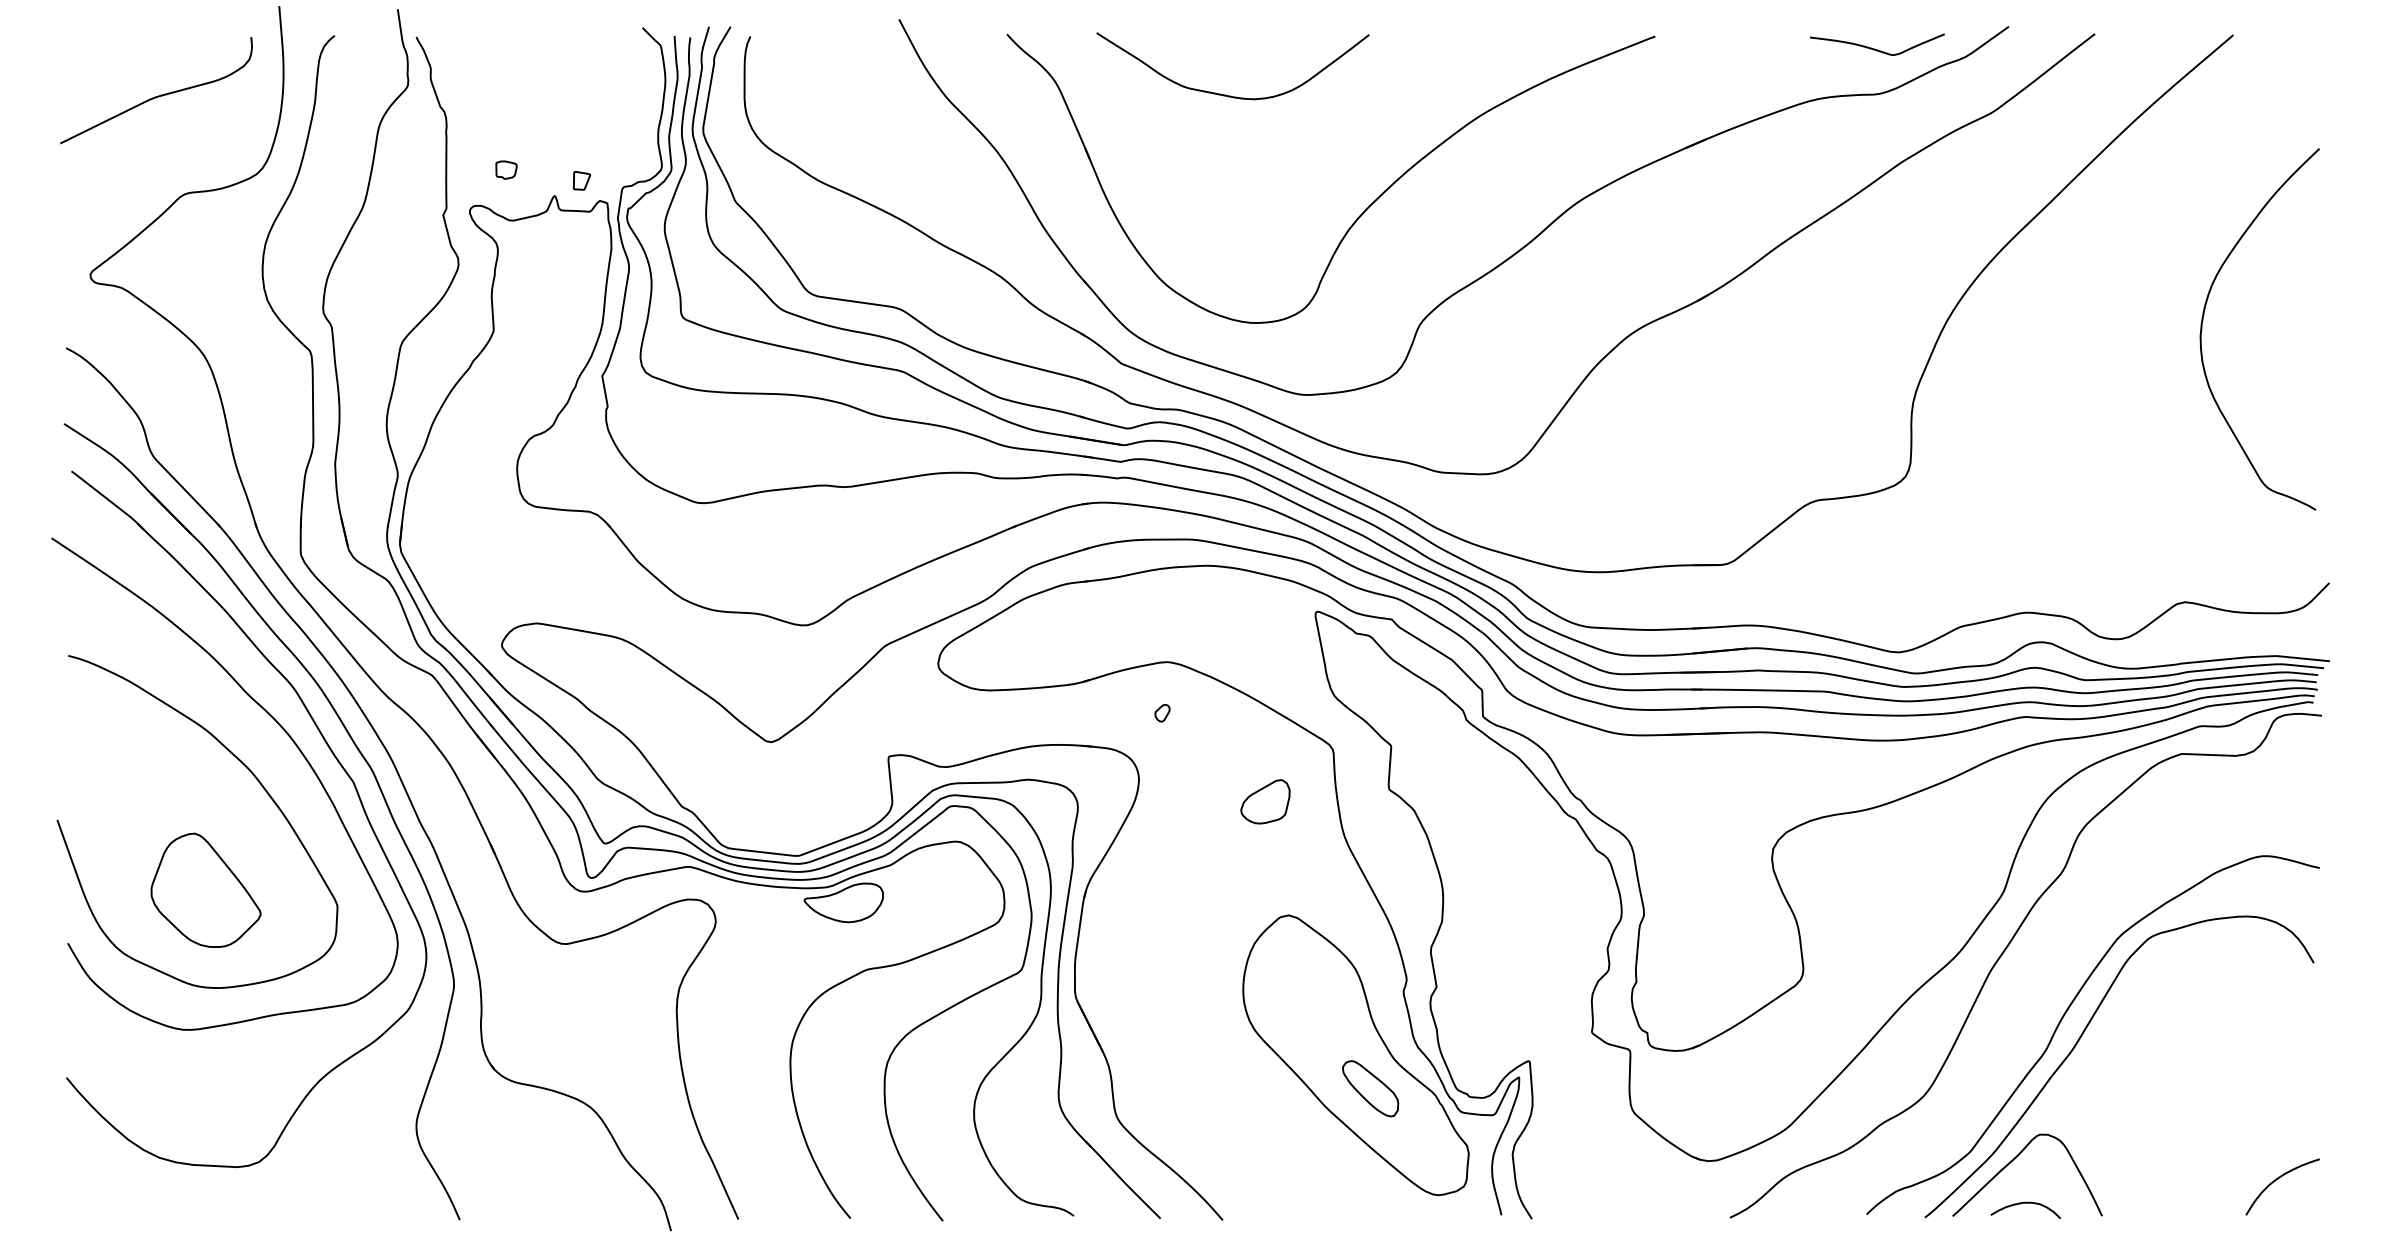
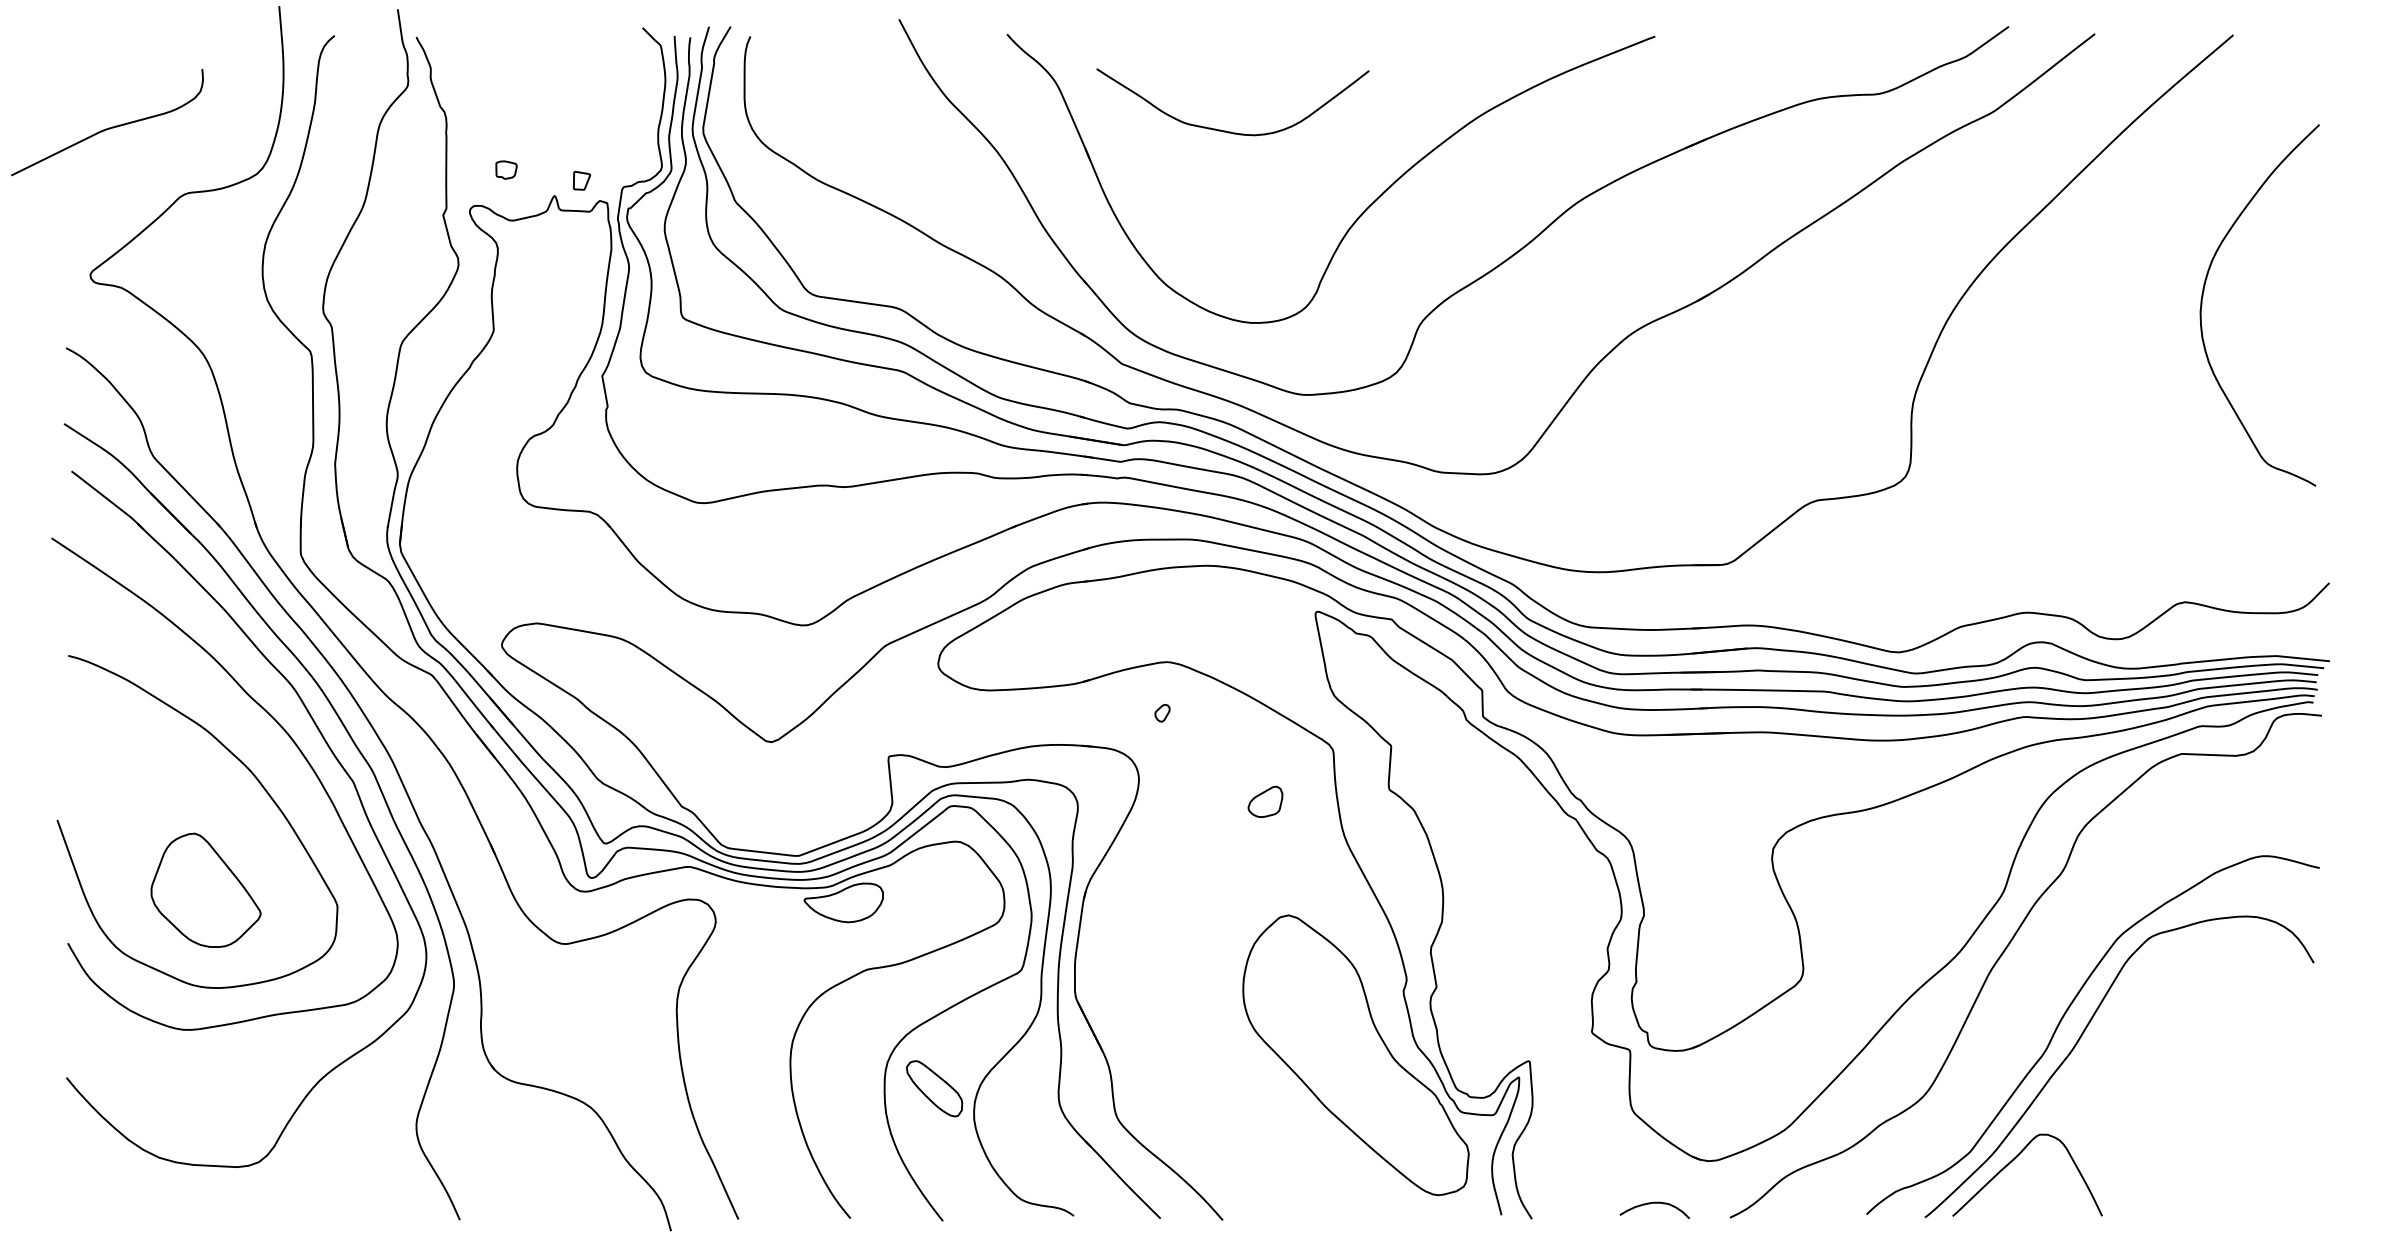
curve: present -> none (1874, 48)
curve position: (1225, 94) -> (1225, 130) (1225, 130)
curve position: (157, 95) -> (108, 127) (108, 127)
curve position: (2203, 320) -> (2203, 296) (2203, 296)
part size: 51x46 px -> 37x33 px (1265, 801)
part position: (1370, 1088) -> (934, 1088) (934, 1088)
curve: present -> none (2278, 1179)
curve position: (2025, 1203) -> (1654, 1203) (1654, 1203)
